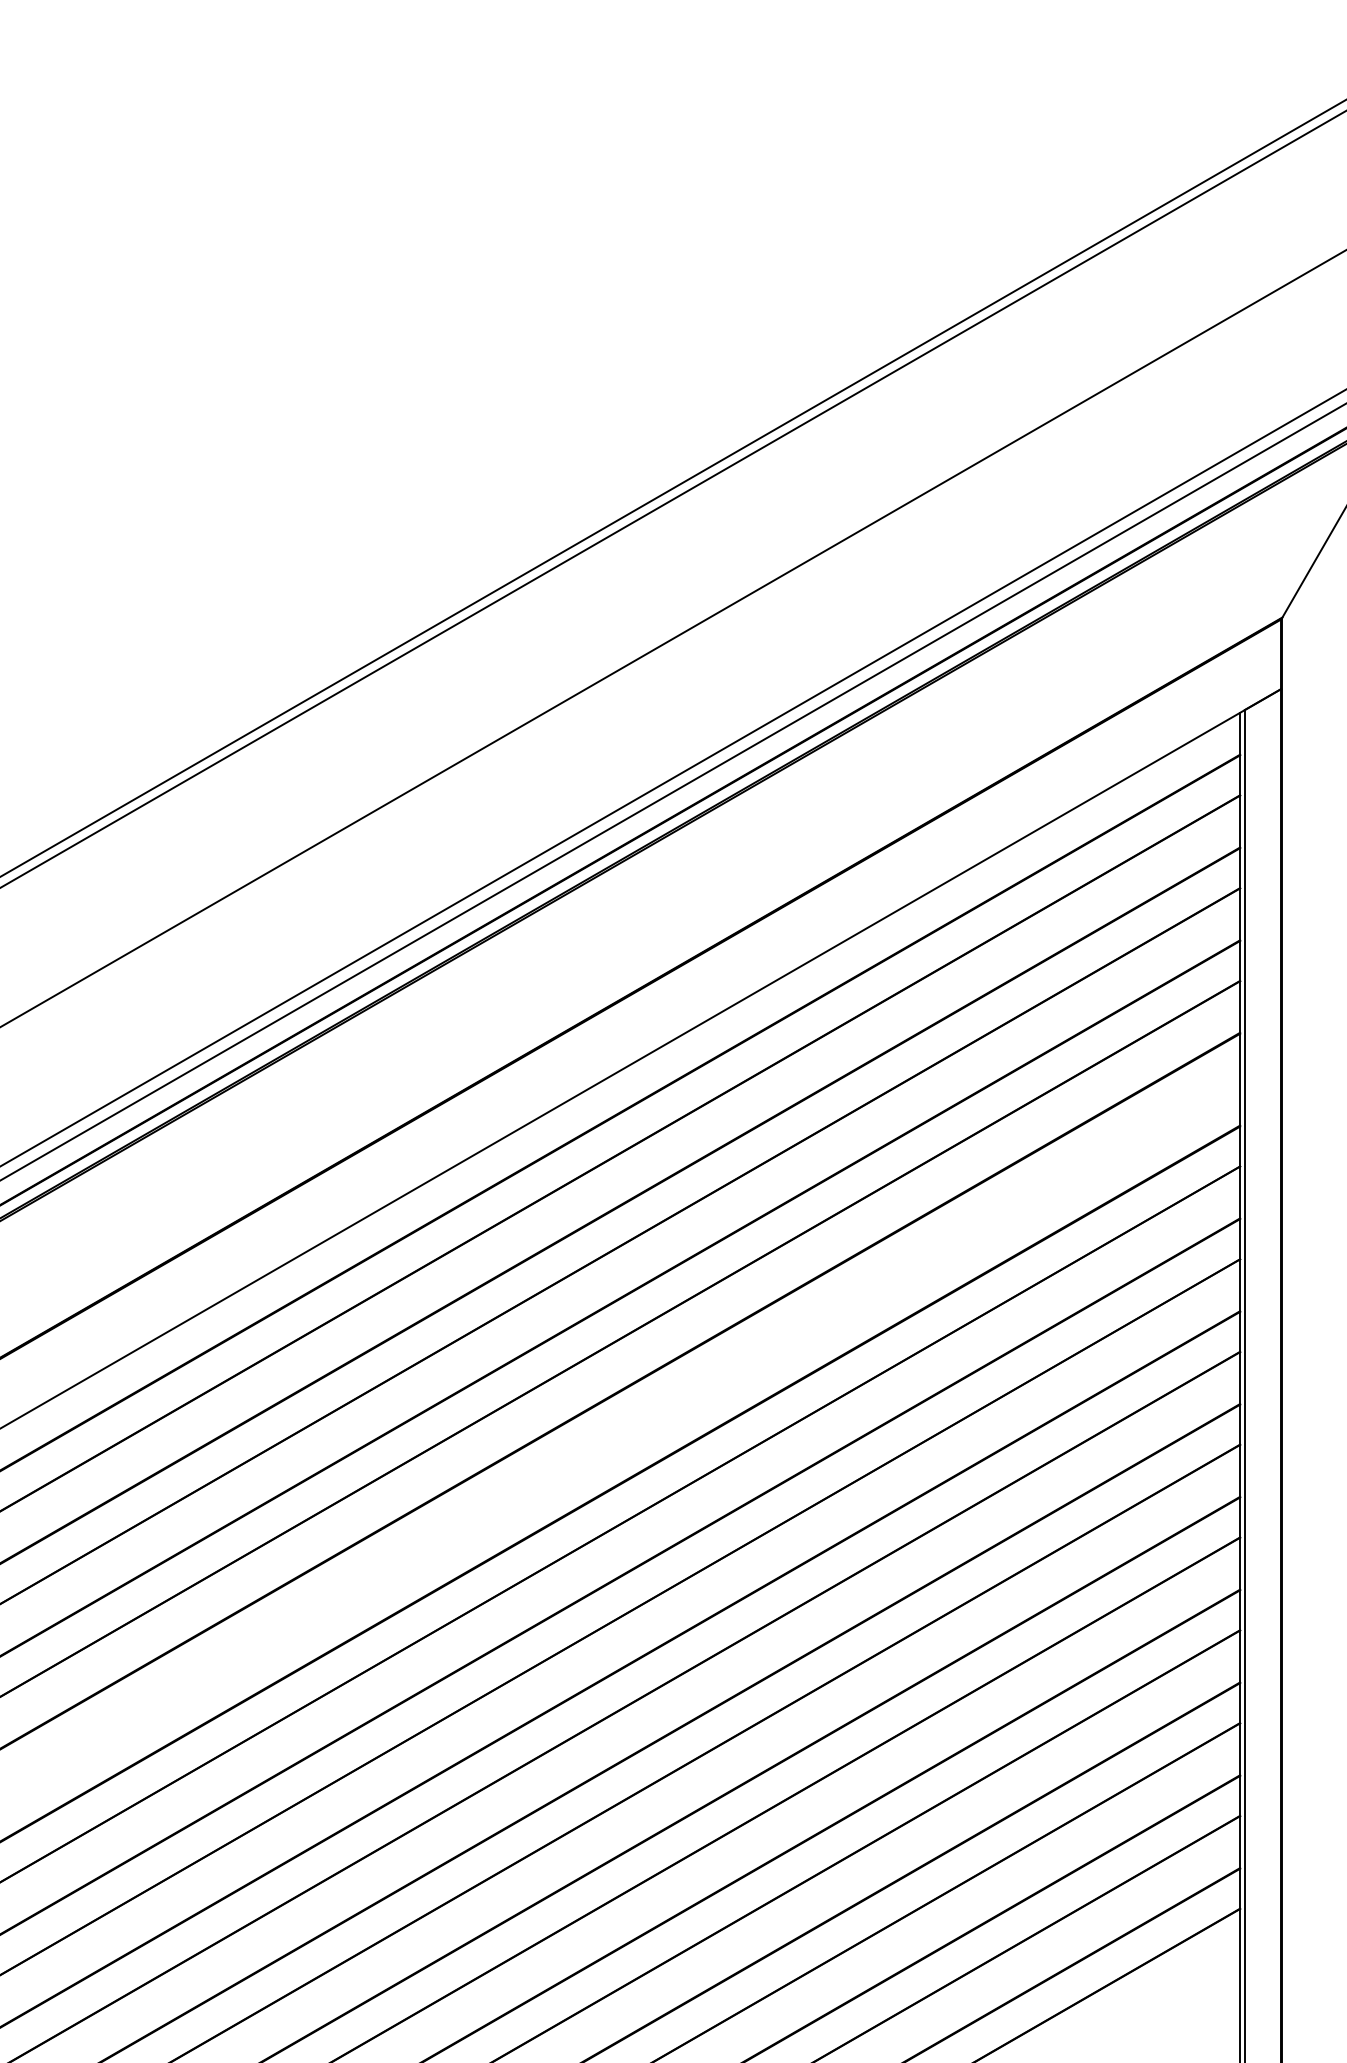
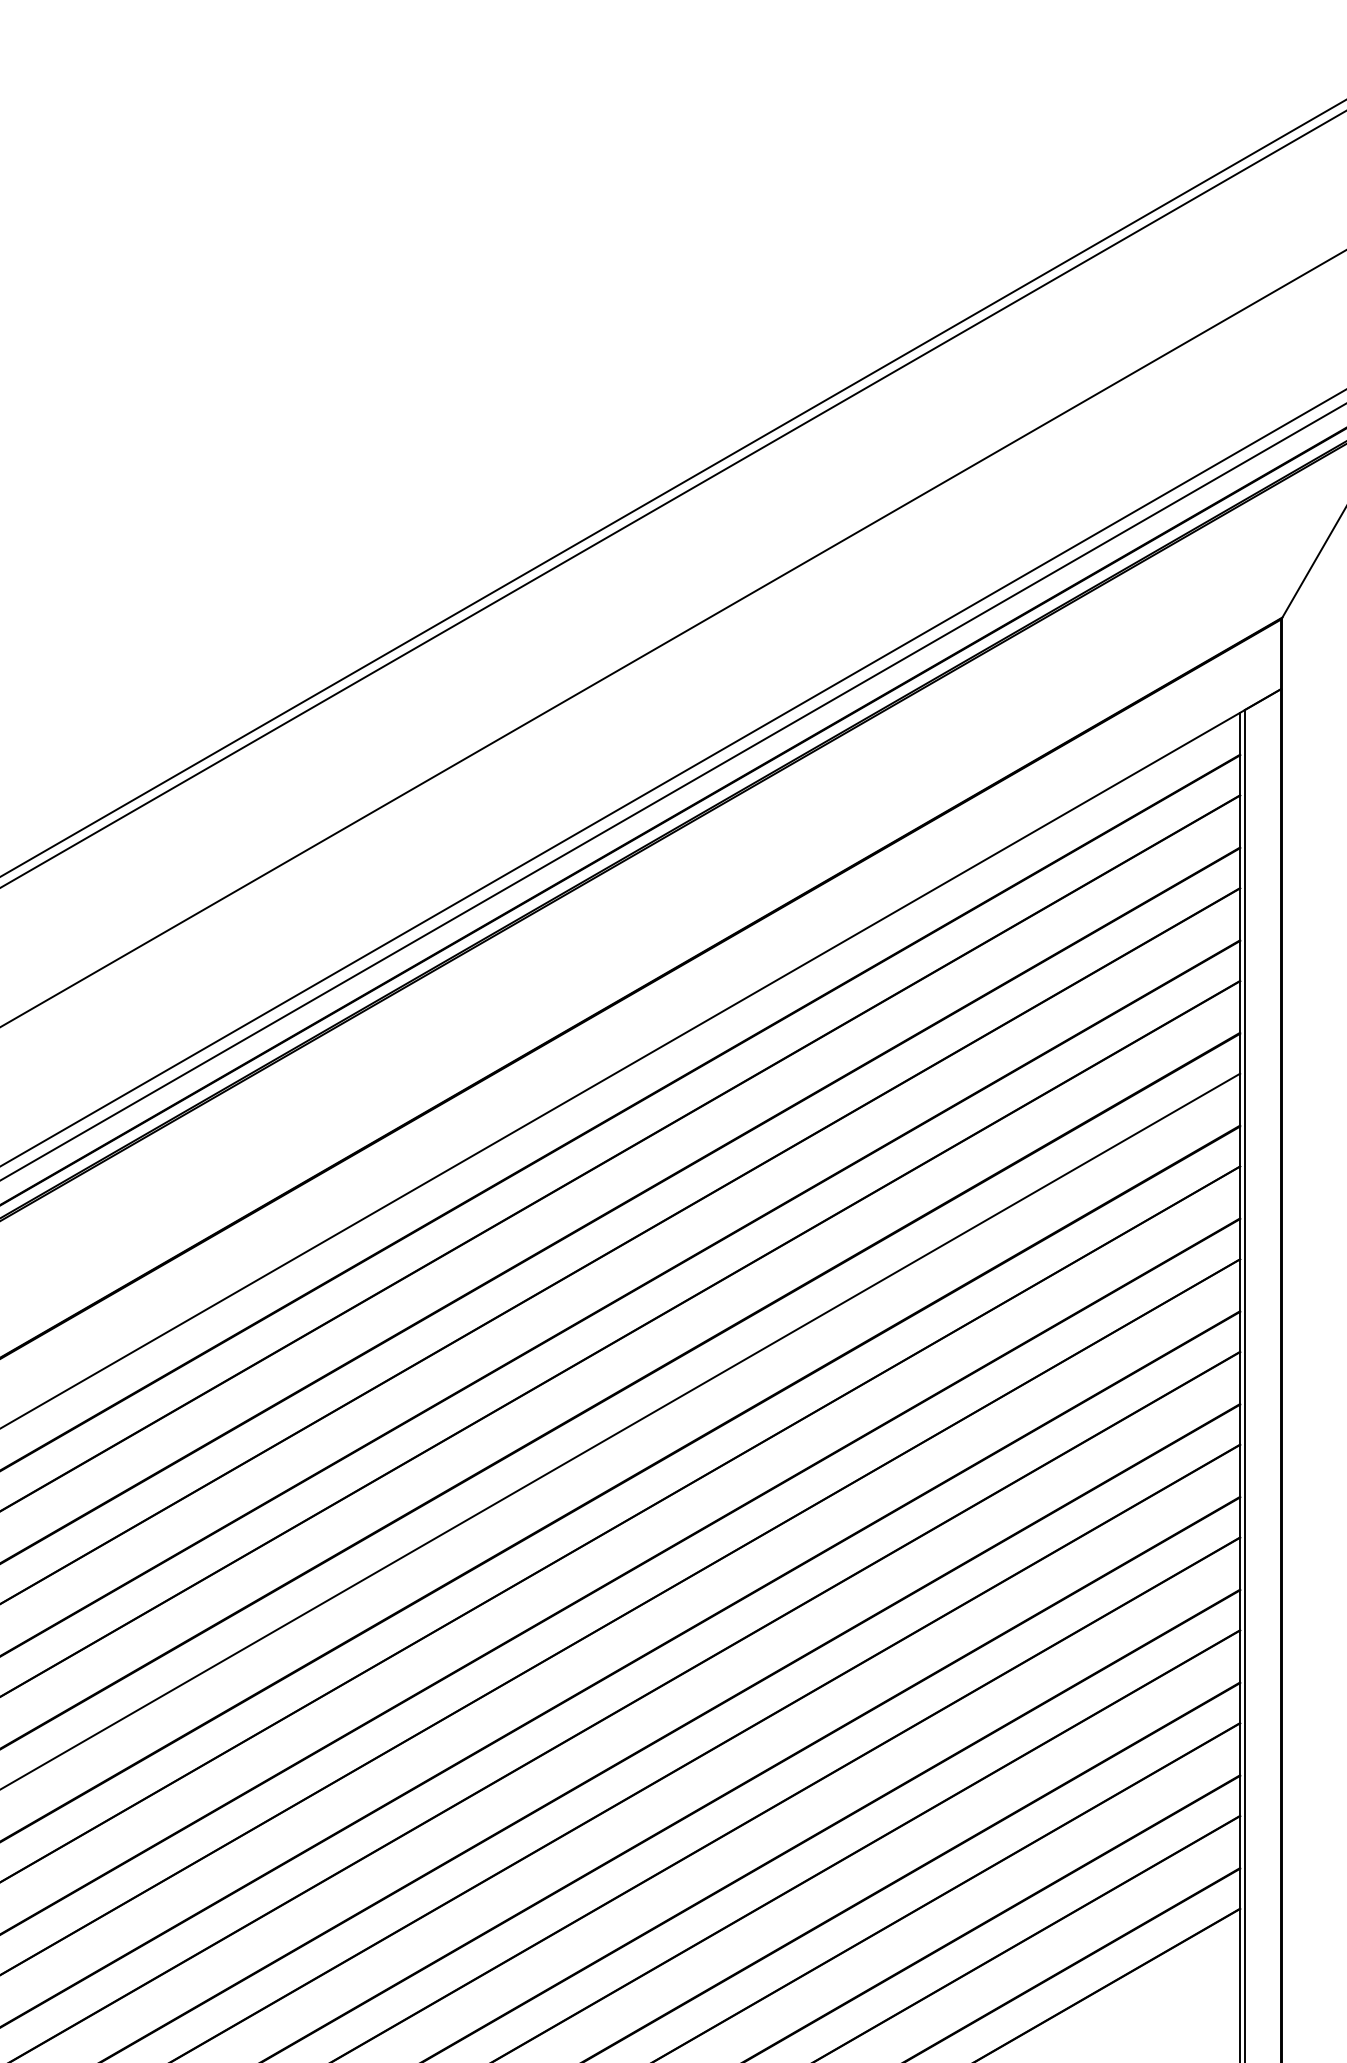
line: none -> present (621, 1430)
